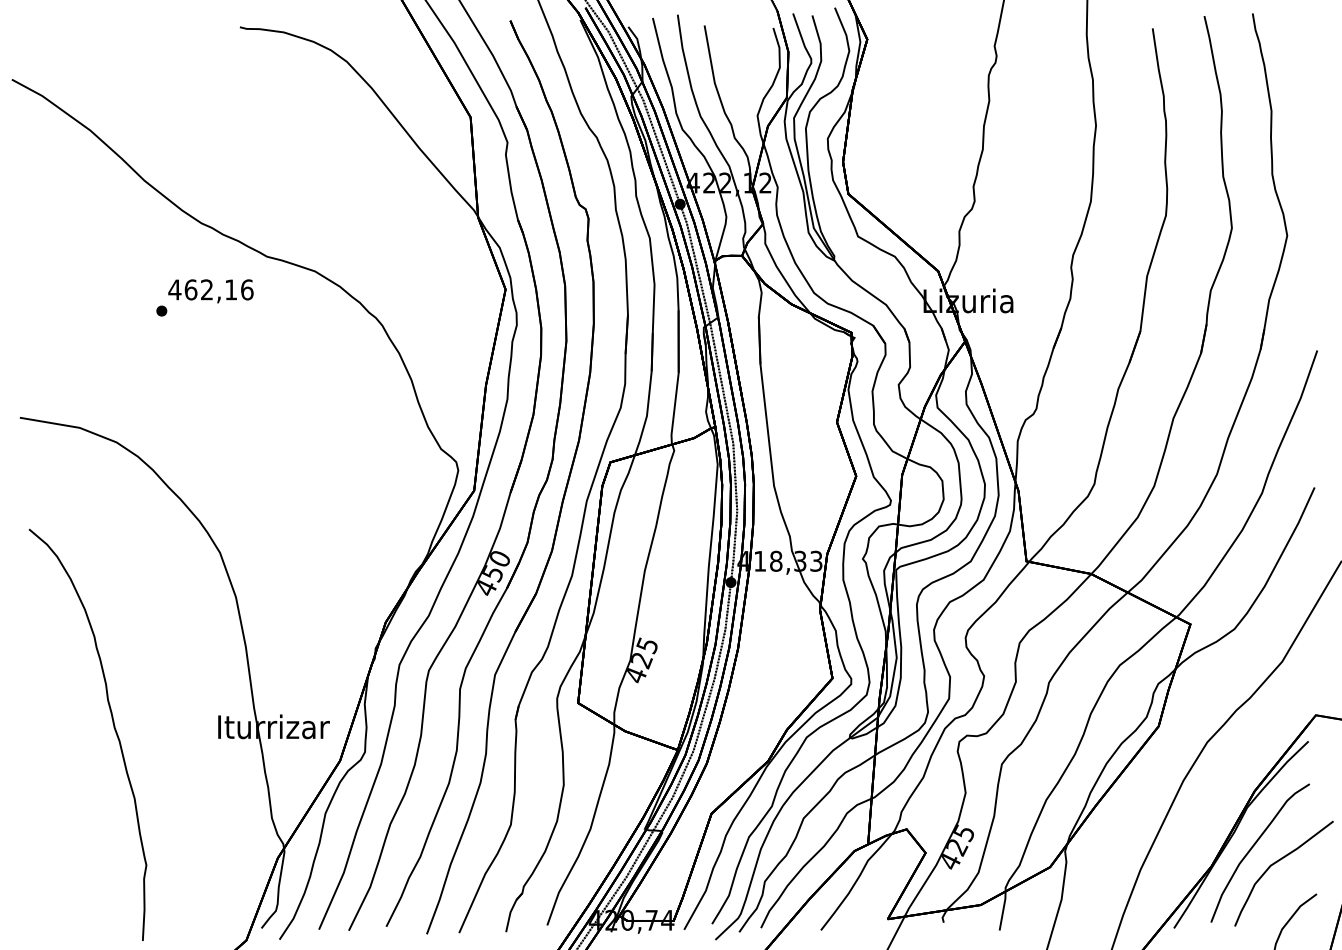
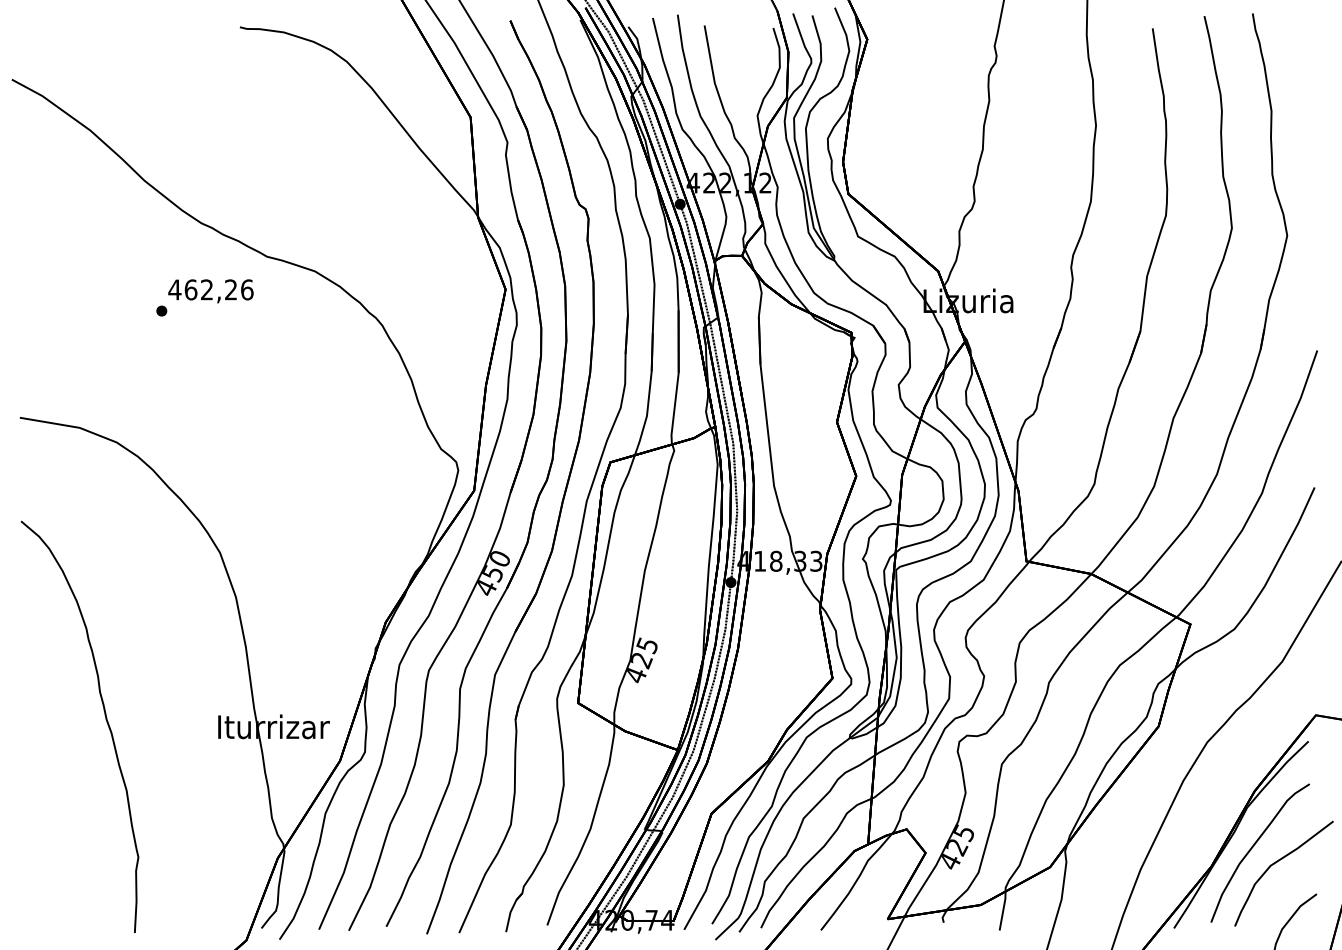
text: 462,16 -> 462,26 (230, 289)
part position: (113, 727) -> (105, 719) (105, 719)
